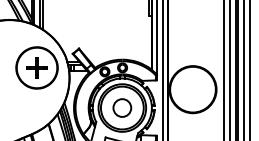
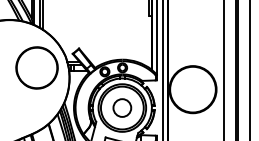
part: present -> none (36, 67)
line: present -> none (229, 69)
line: present -> none (244, 69)
